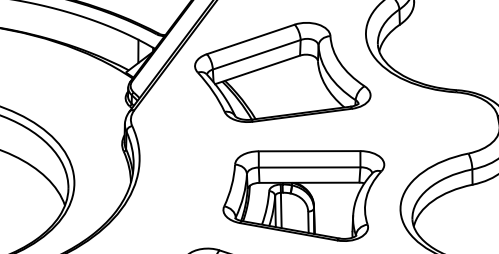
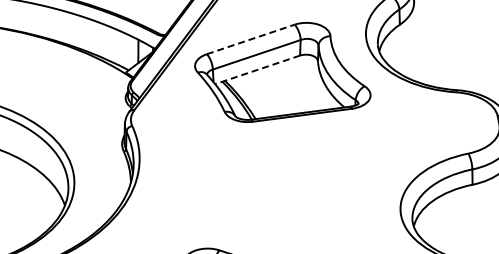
line: solid -> dashed (251, 39)
line: solid -> dashed (257, 69)
part: present -> none (303, 195)
